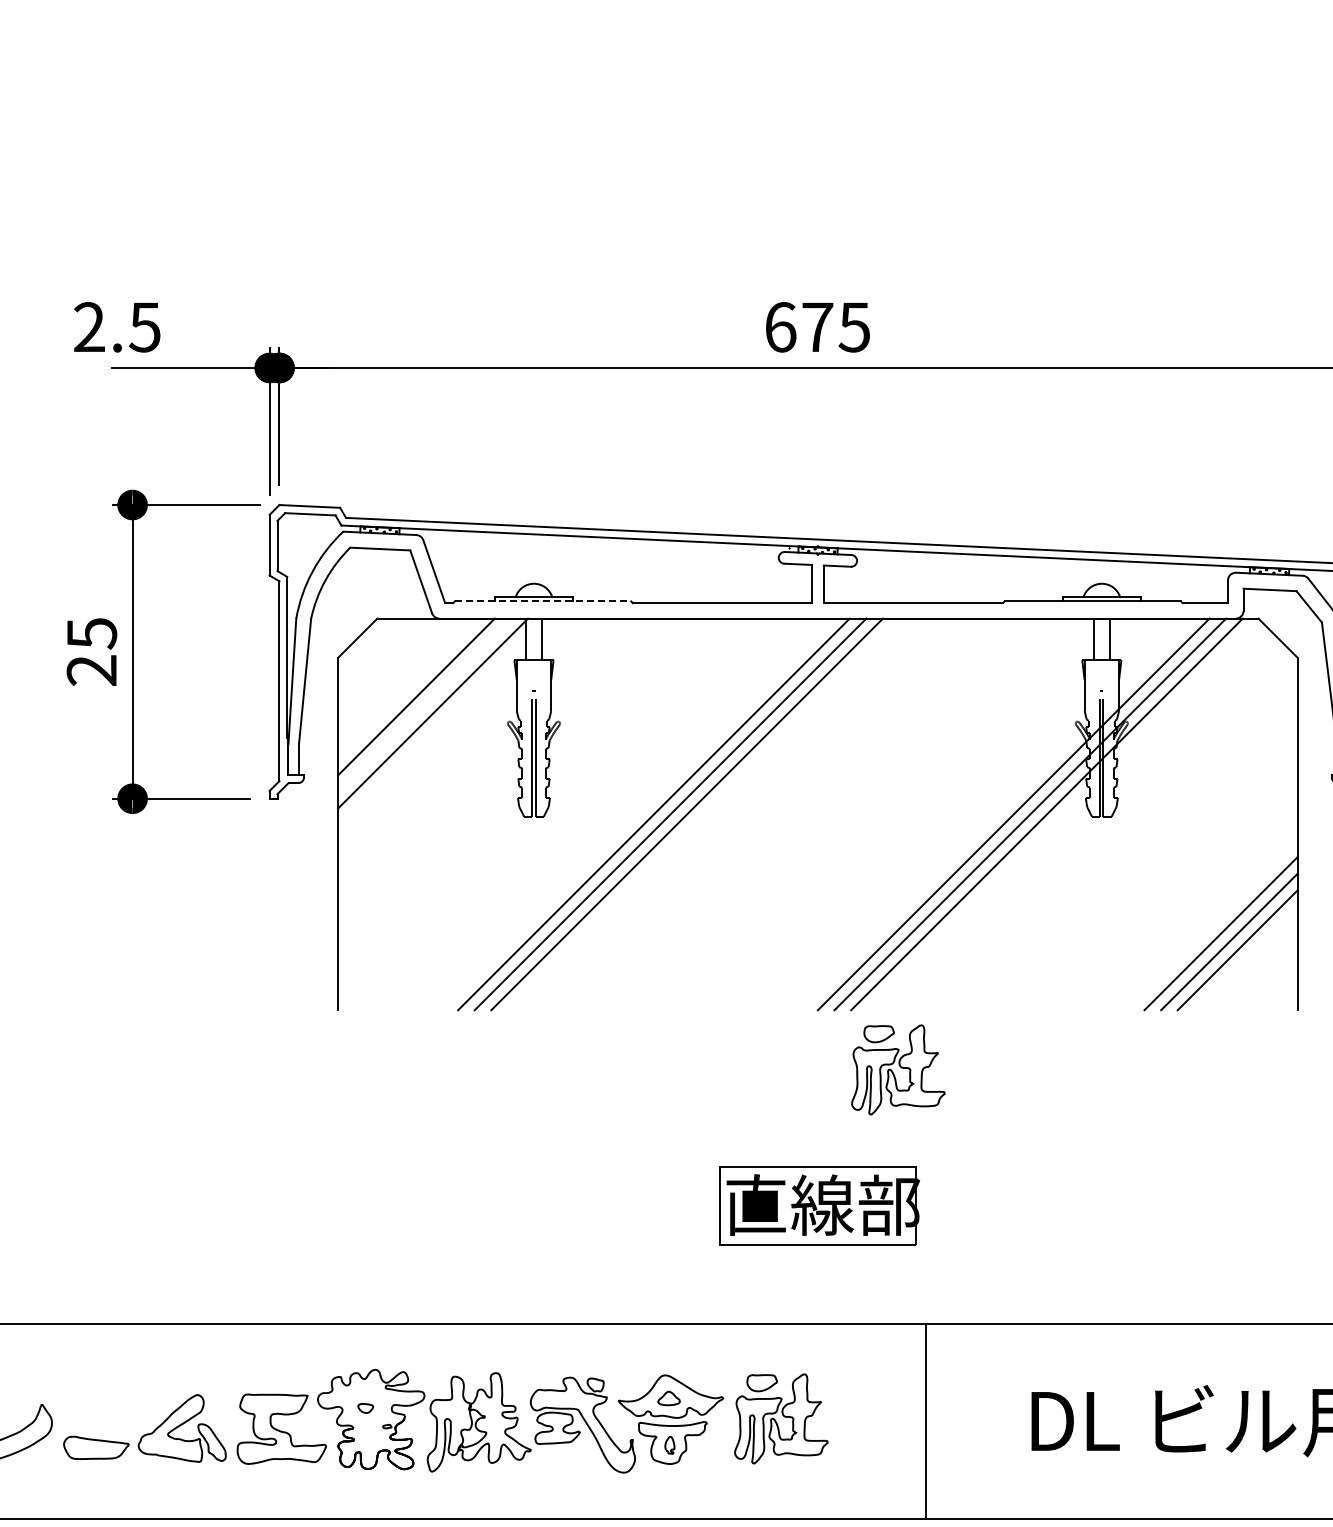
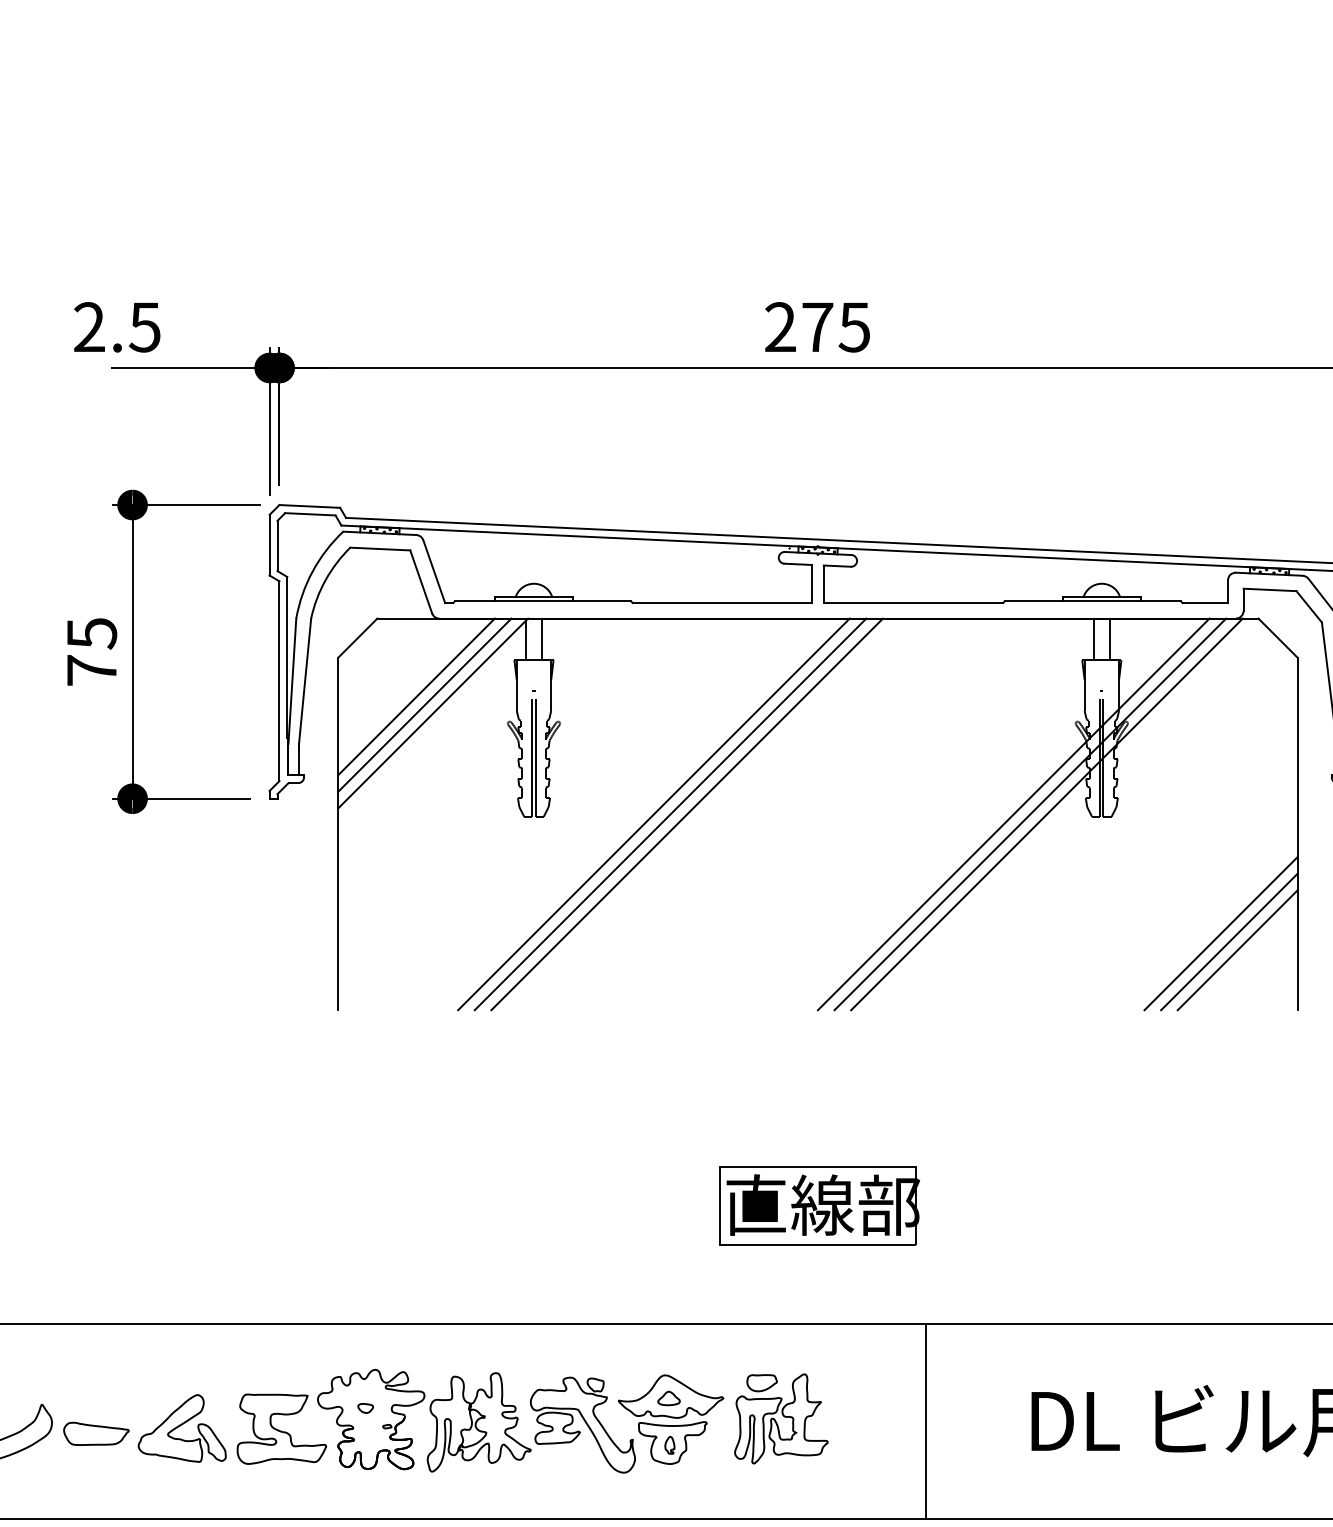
text: 675 -> 275 (780, 327)
line: dashed -> solid (543, 601)
text: 25 -> 75 (91, 670)
line: none -> present (424, 704)
part: present -> none (898, 1069)
curve position: (97, 1441) -> (97, 1427) (97, 1427)
